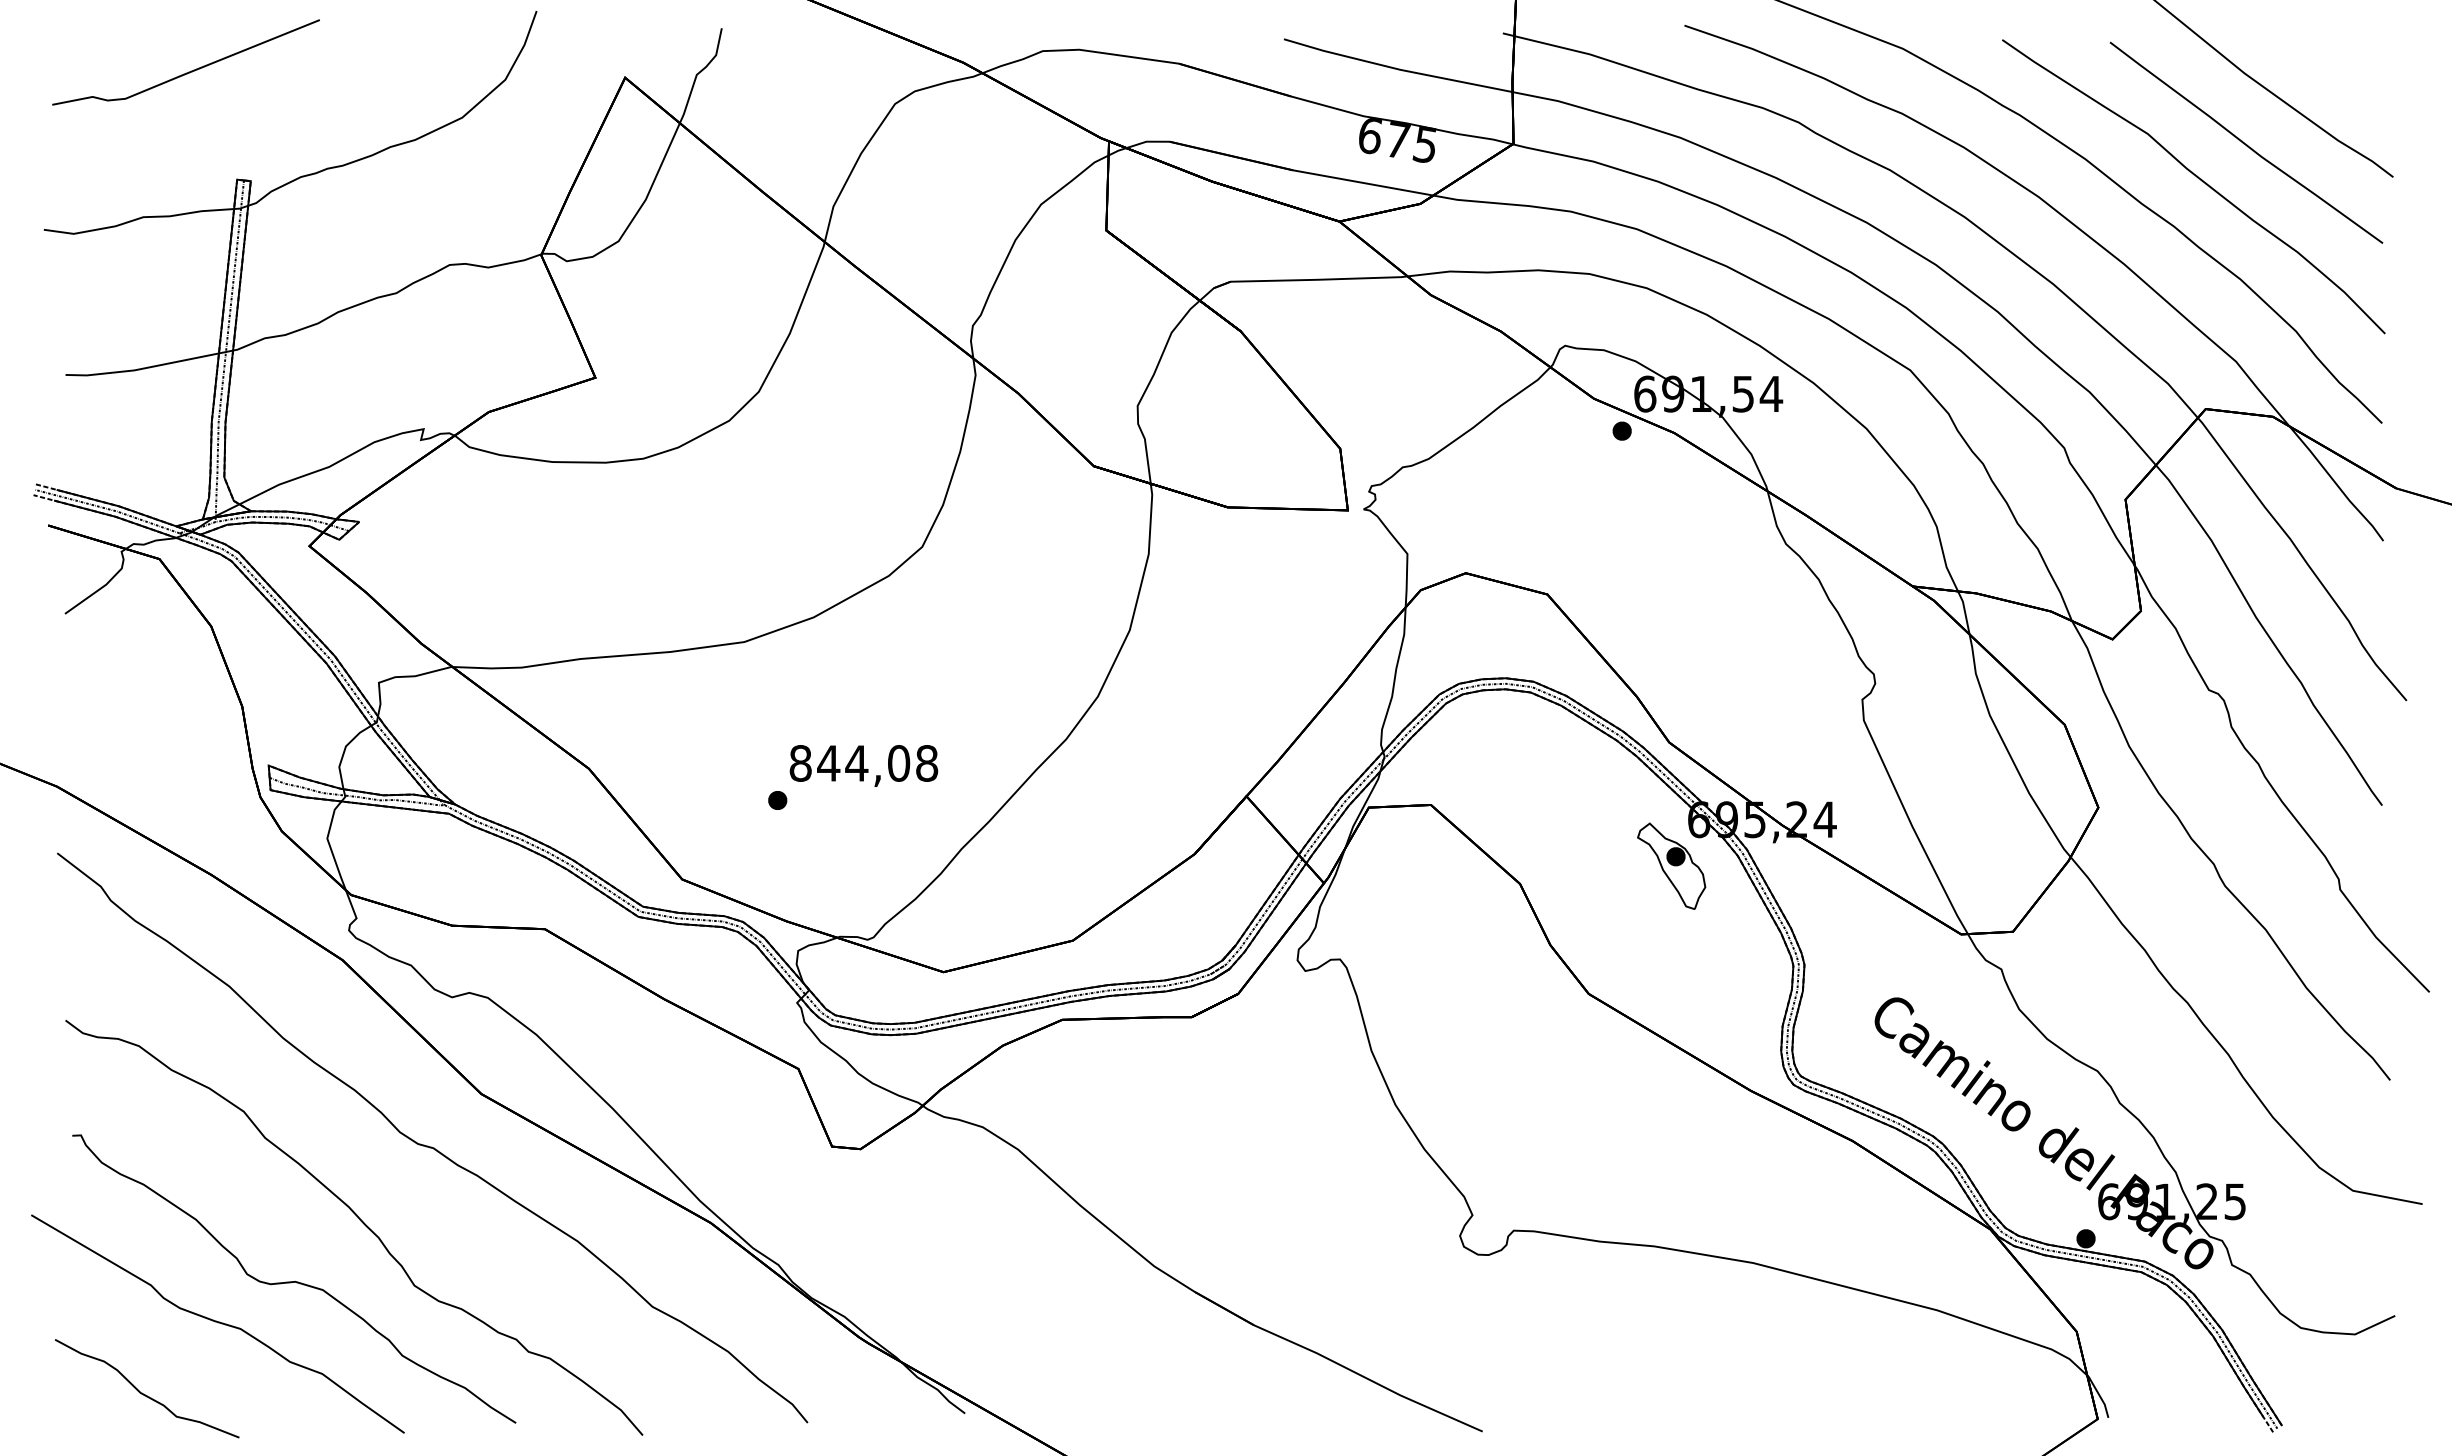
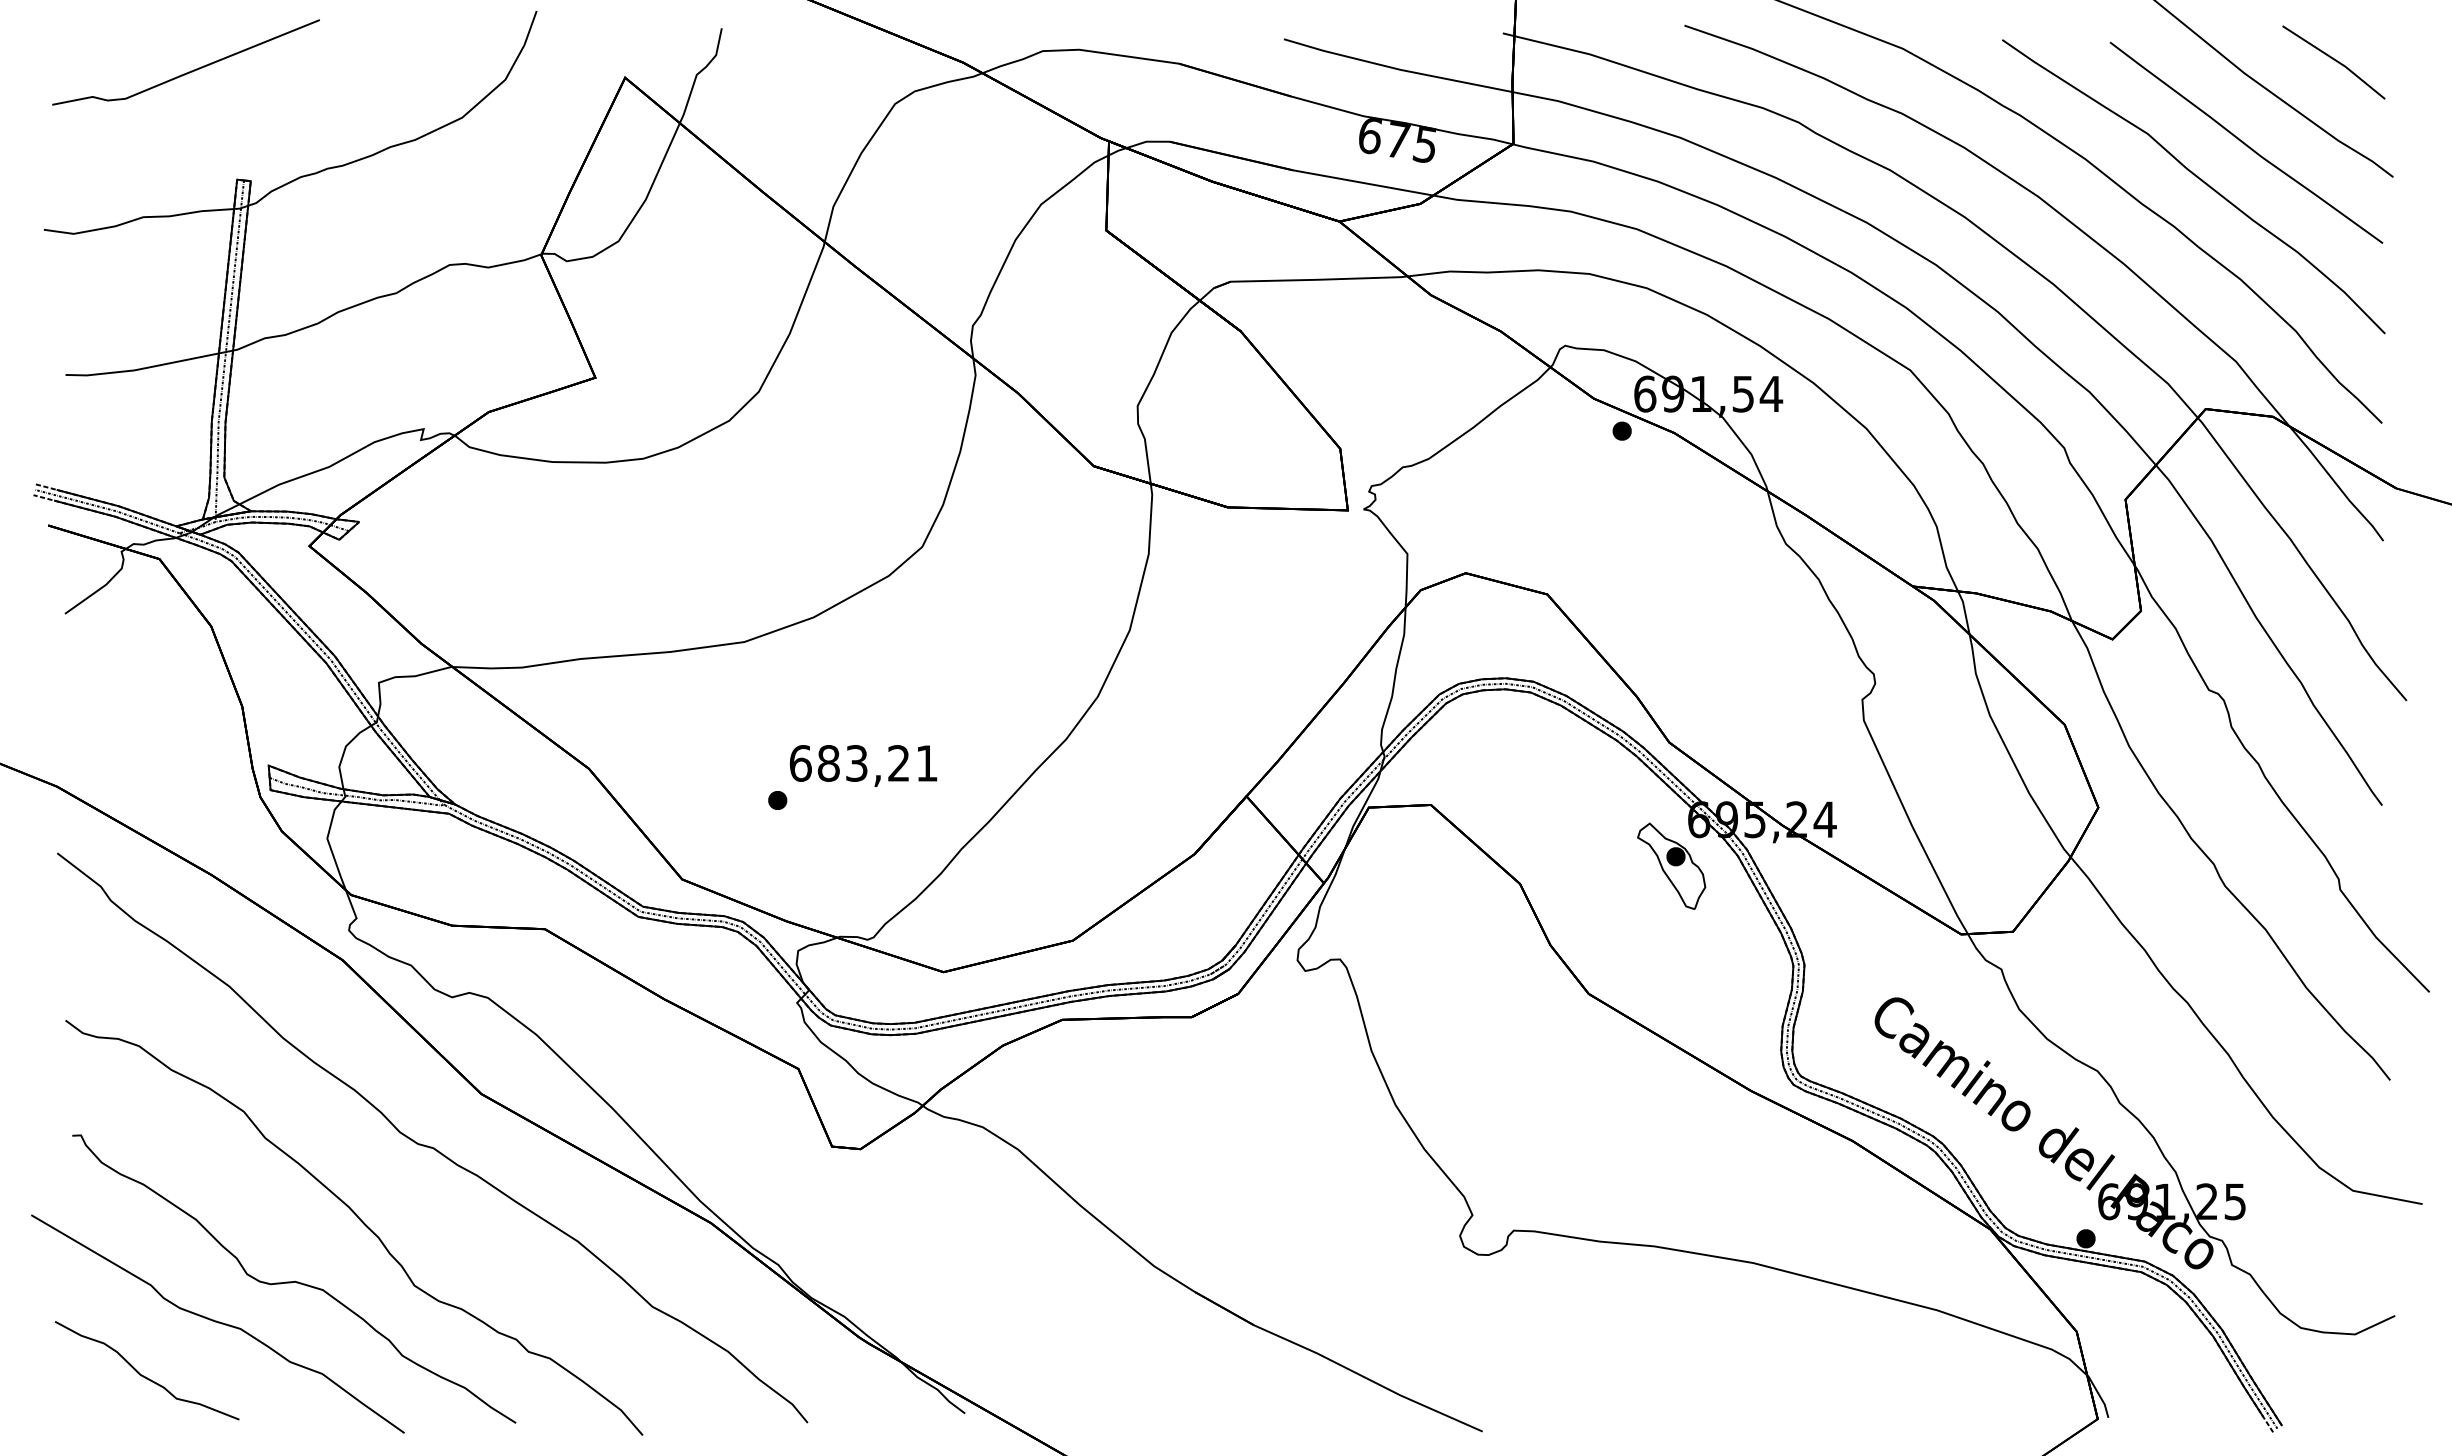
line: none -> present (2333, 60)
text: 844,08 -> 683,21 (863, 763)
curve position: (142, 1392) -> (142, 1374) (142, 1374)
